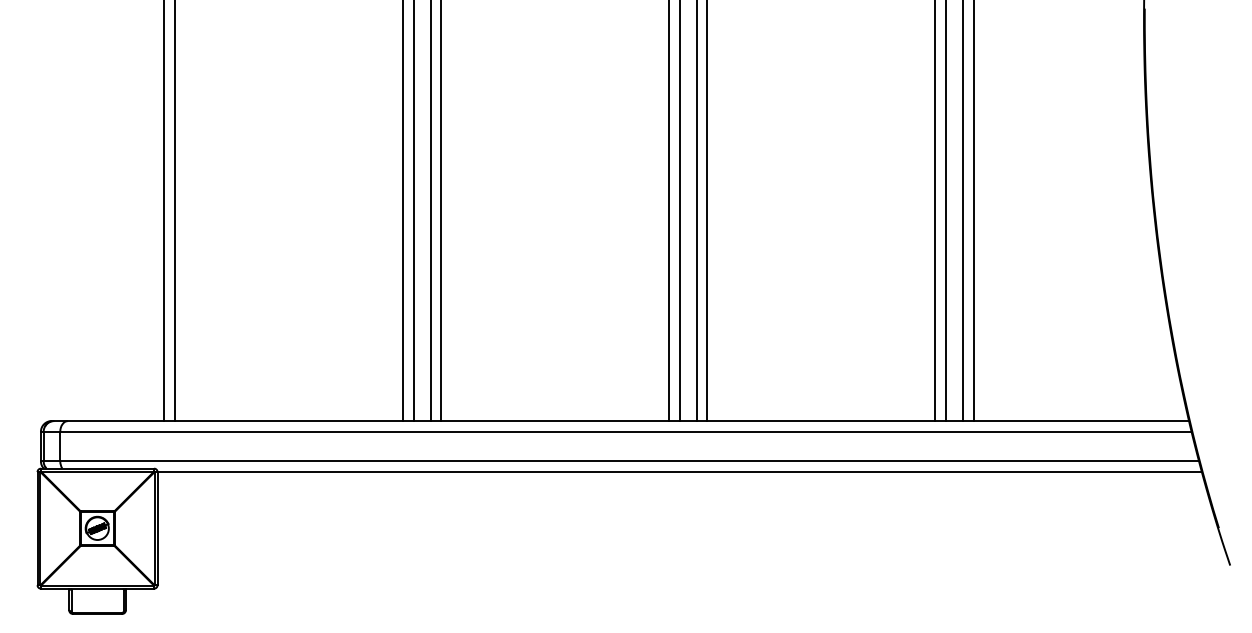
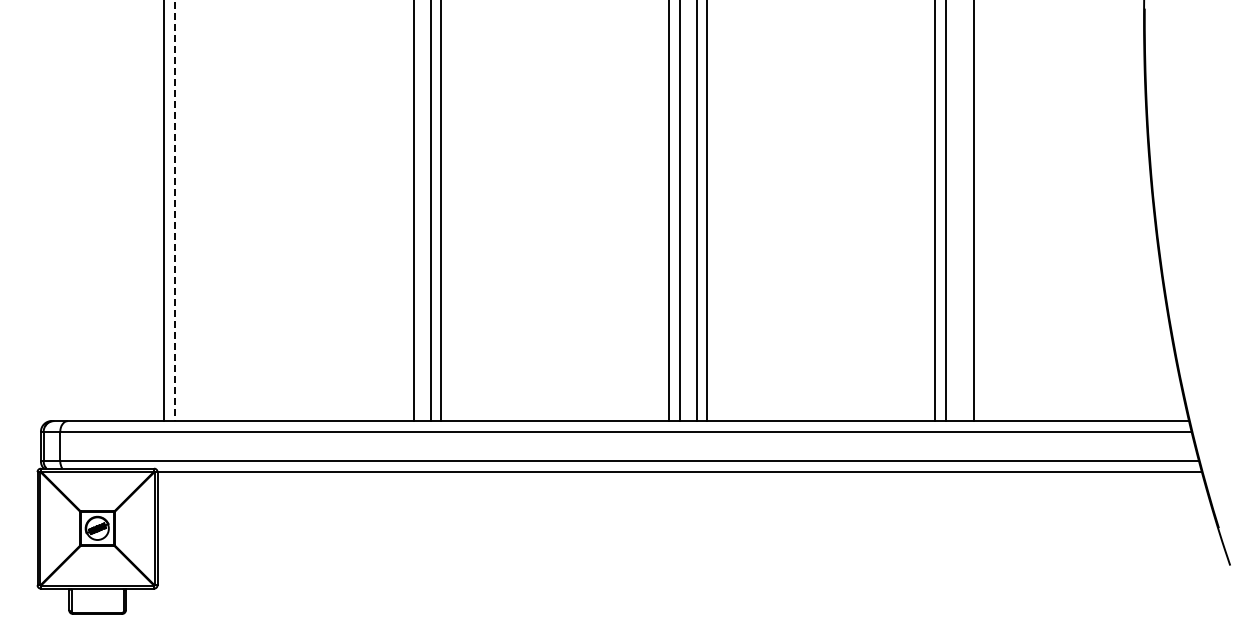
line: solid -> dashed (175, 211)
line: present -> none (402, 211)
line: present -> none (962, 211)
